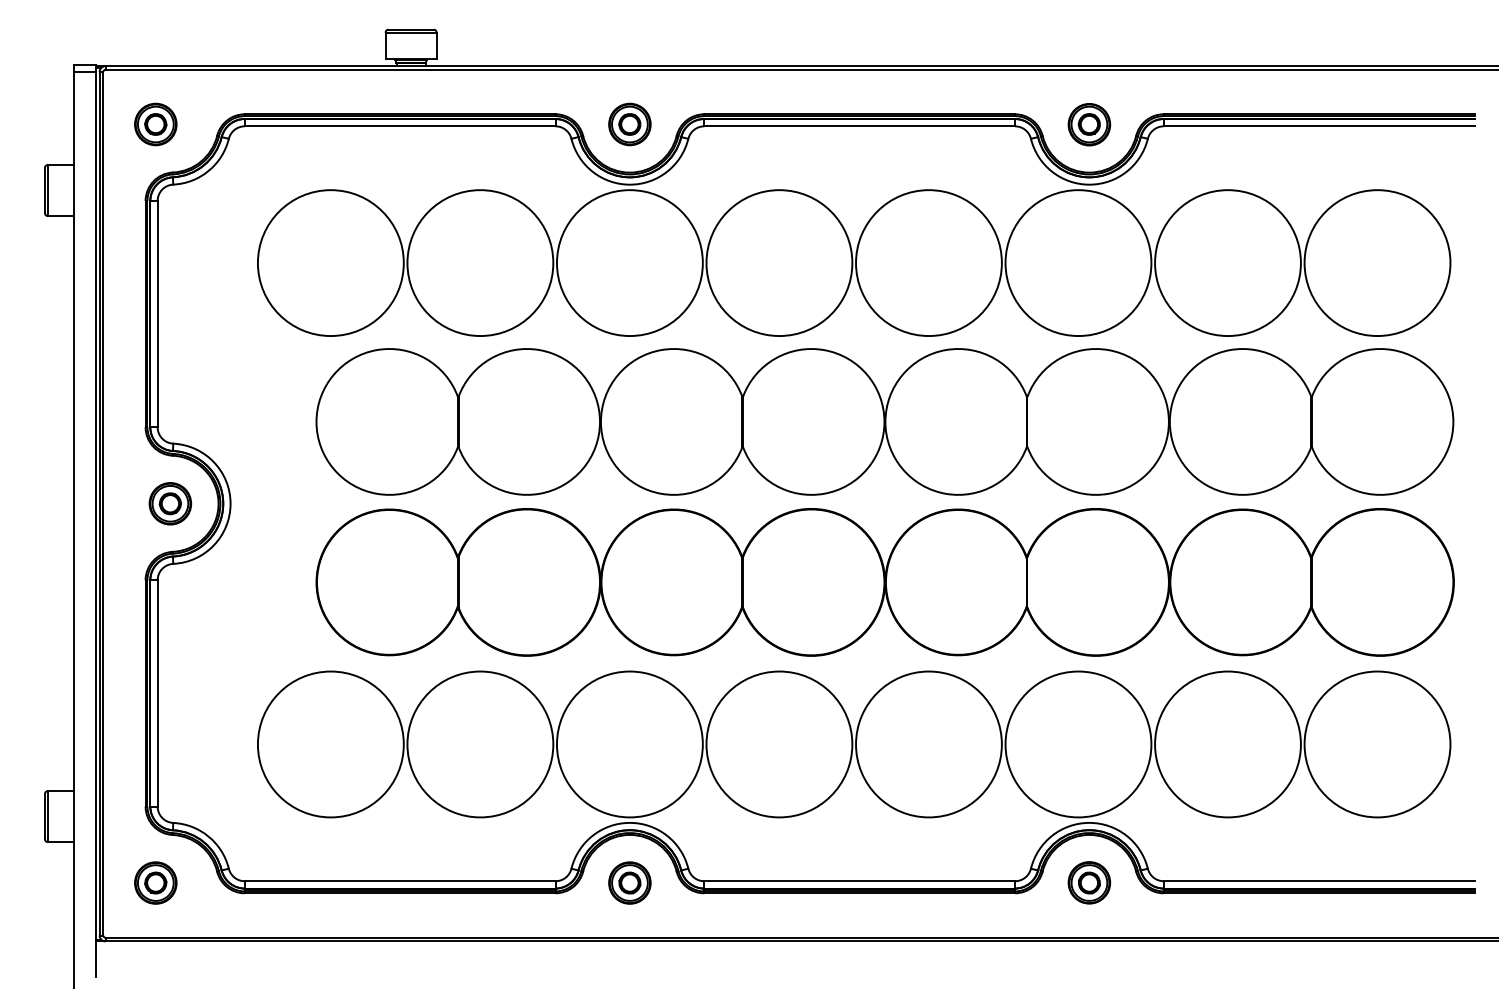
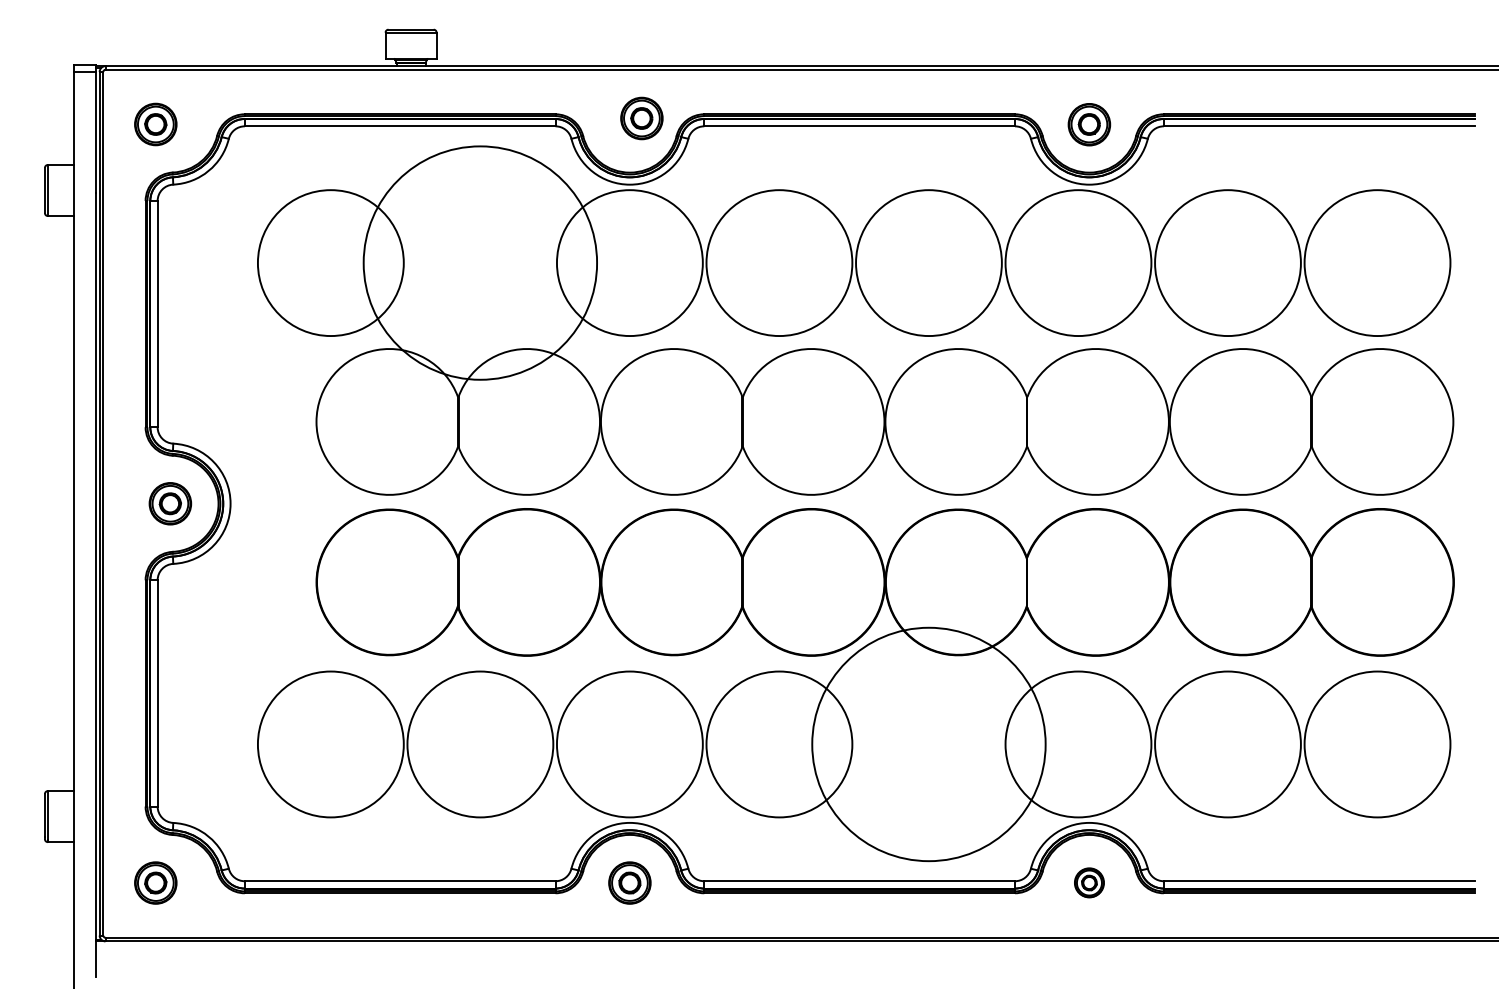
part position: (629, 124) -> (641, 118) (641, 118)
circle diameter: 146 px -> 233 px (480, 262)
circle diameter: 146 px -> 233 px (928, 744)
part size: 45x44 px -> 31x32 px (1089, 882)
